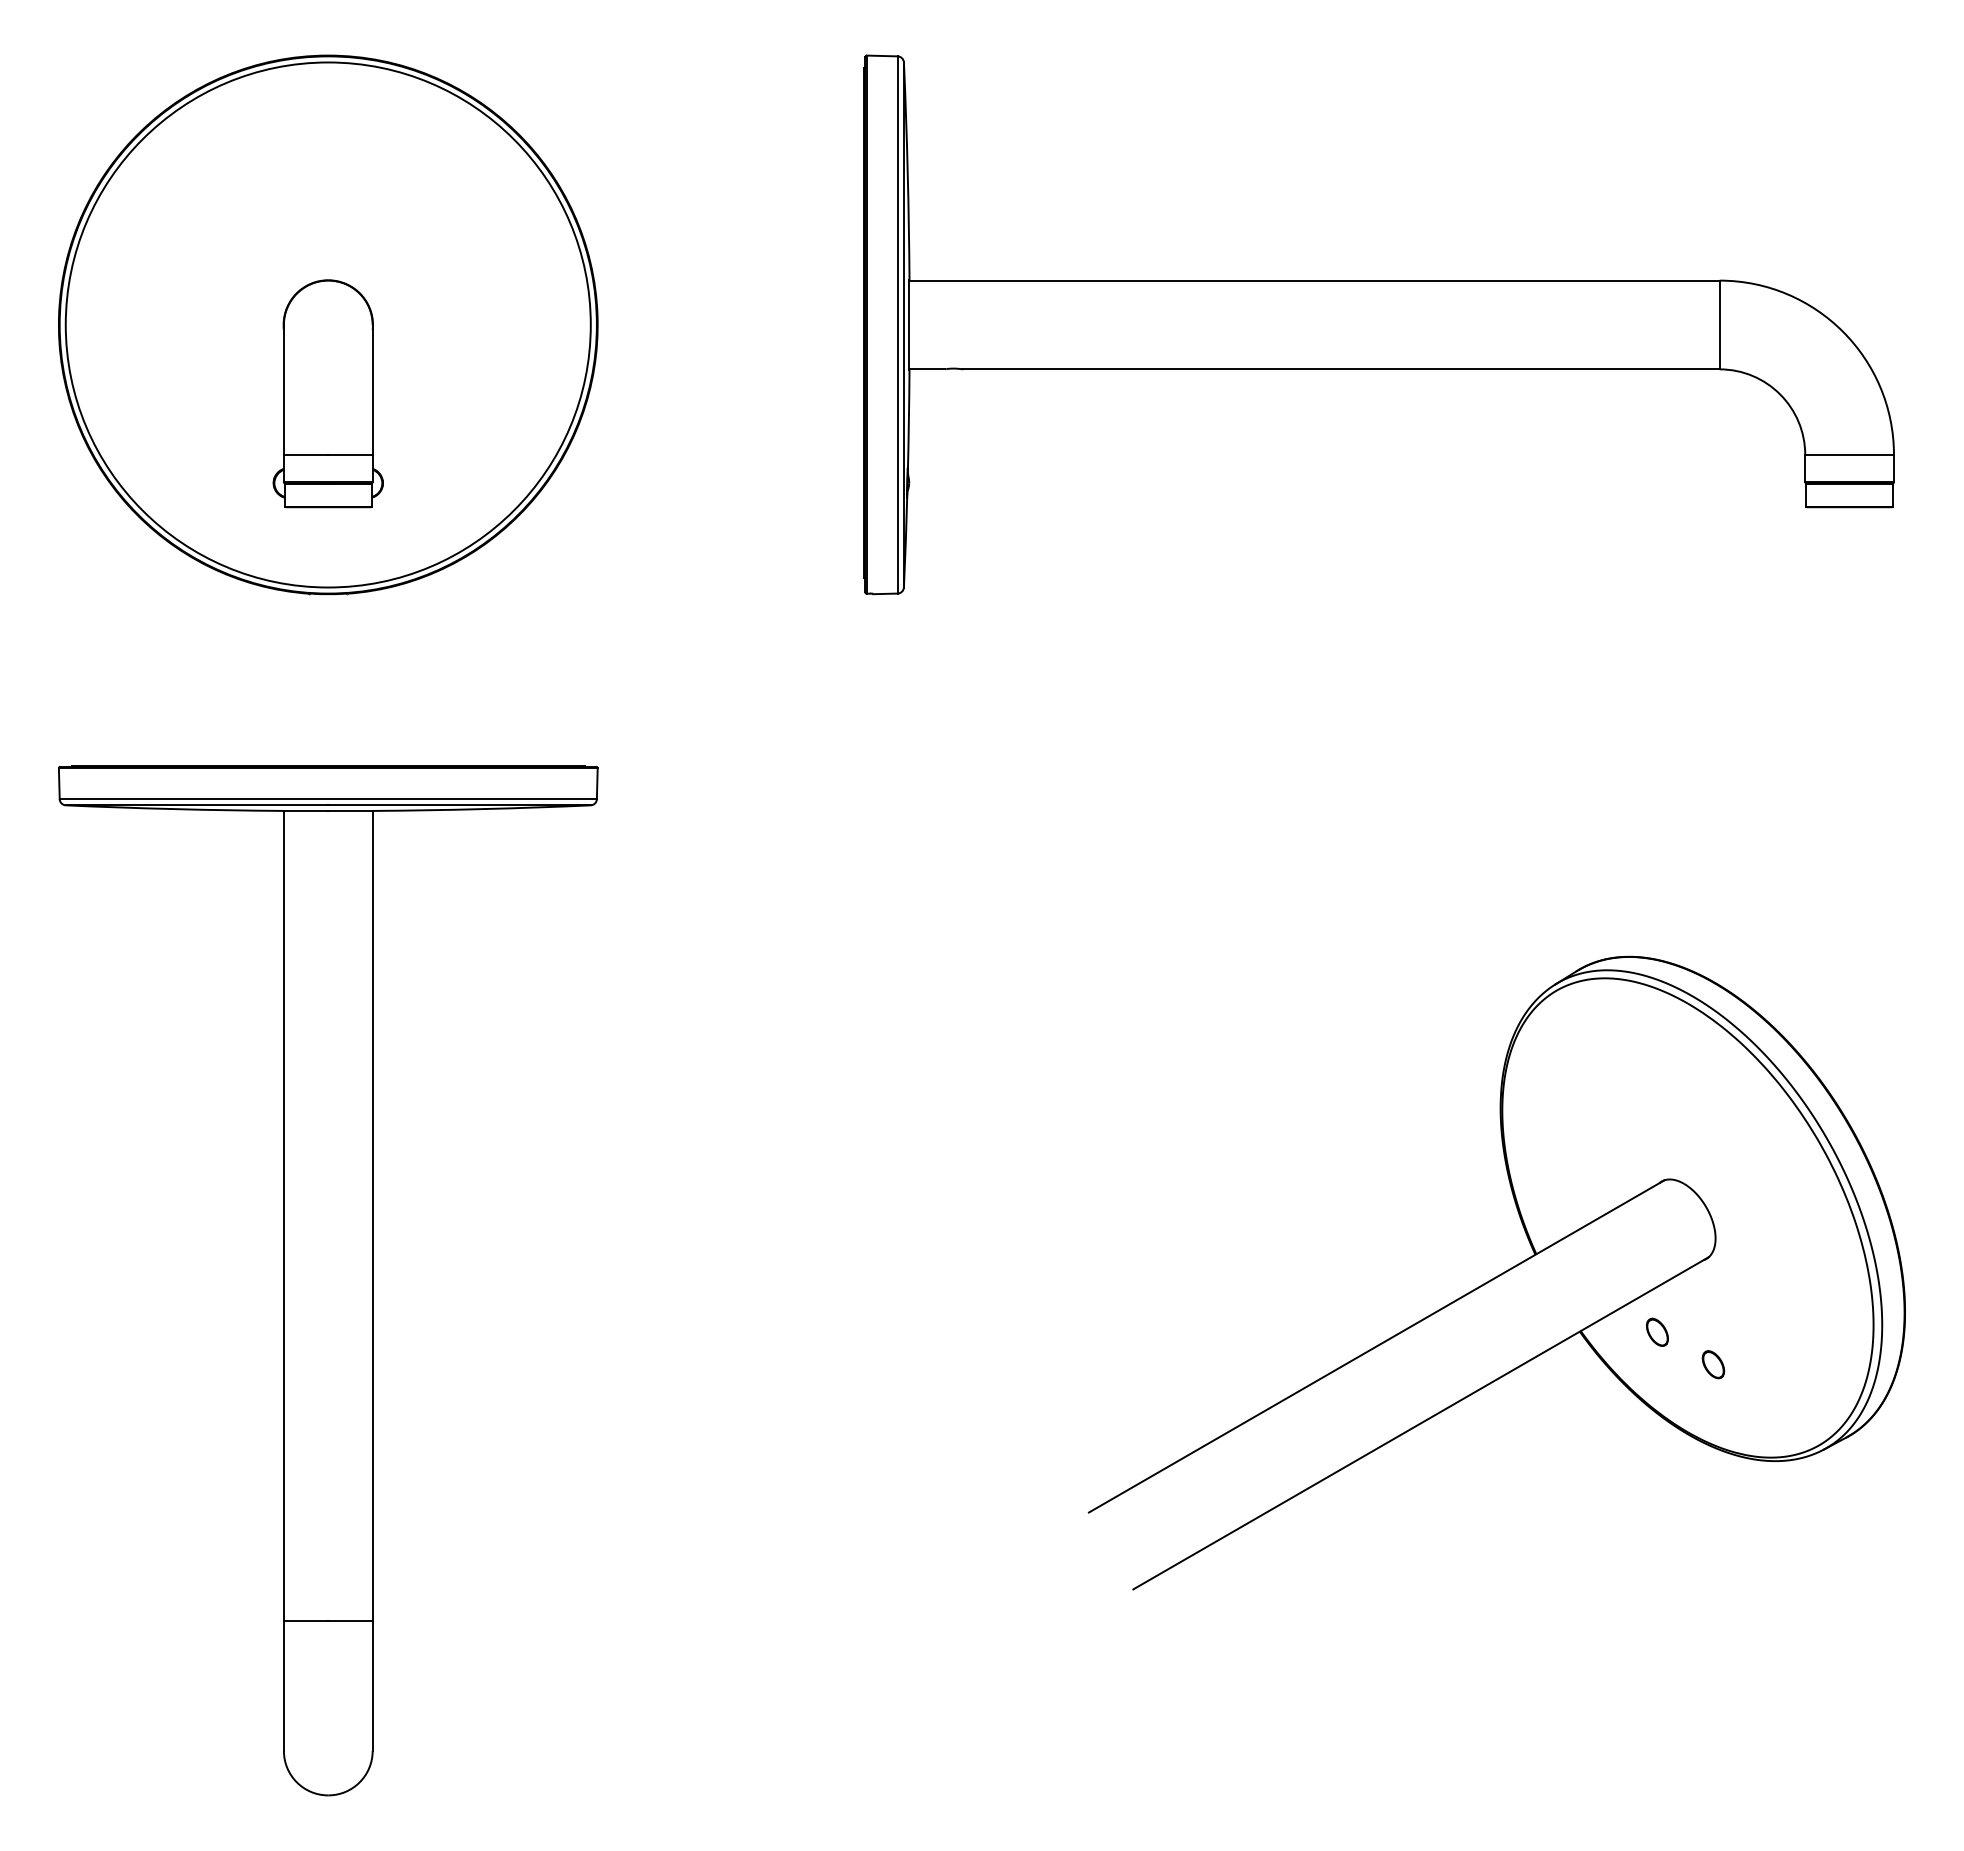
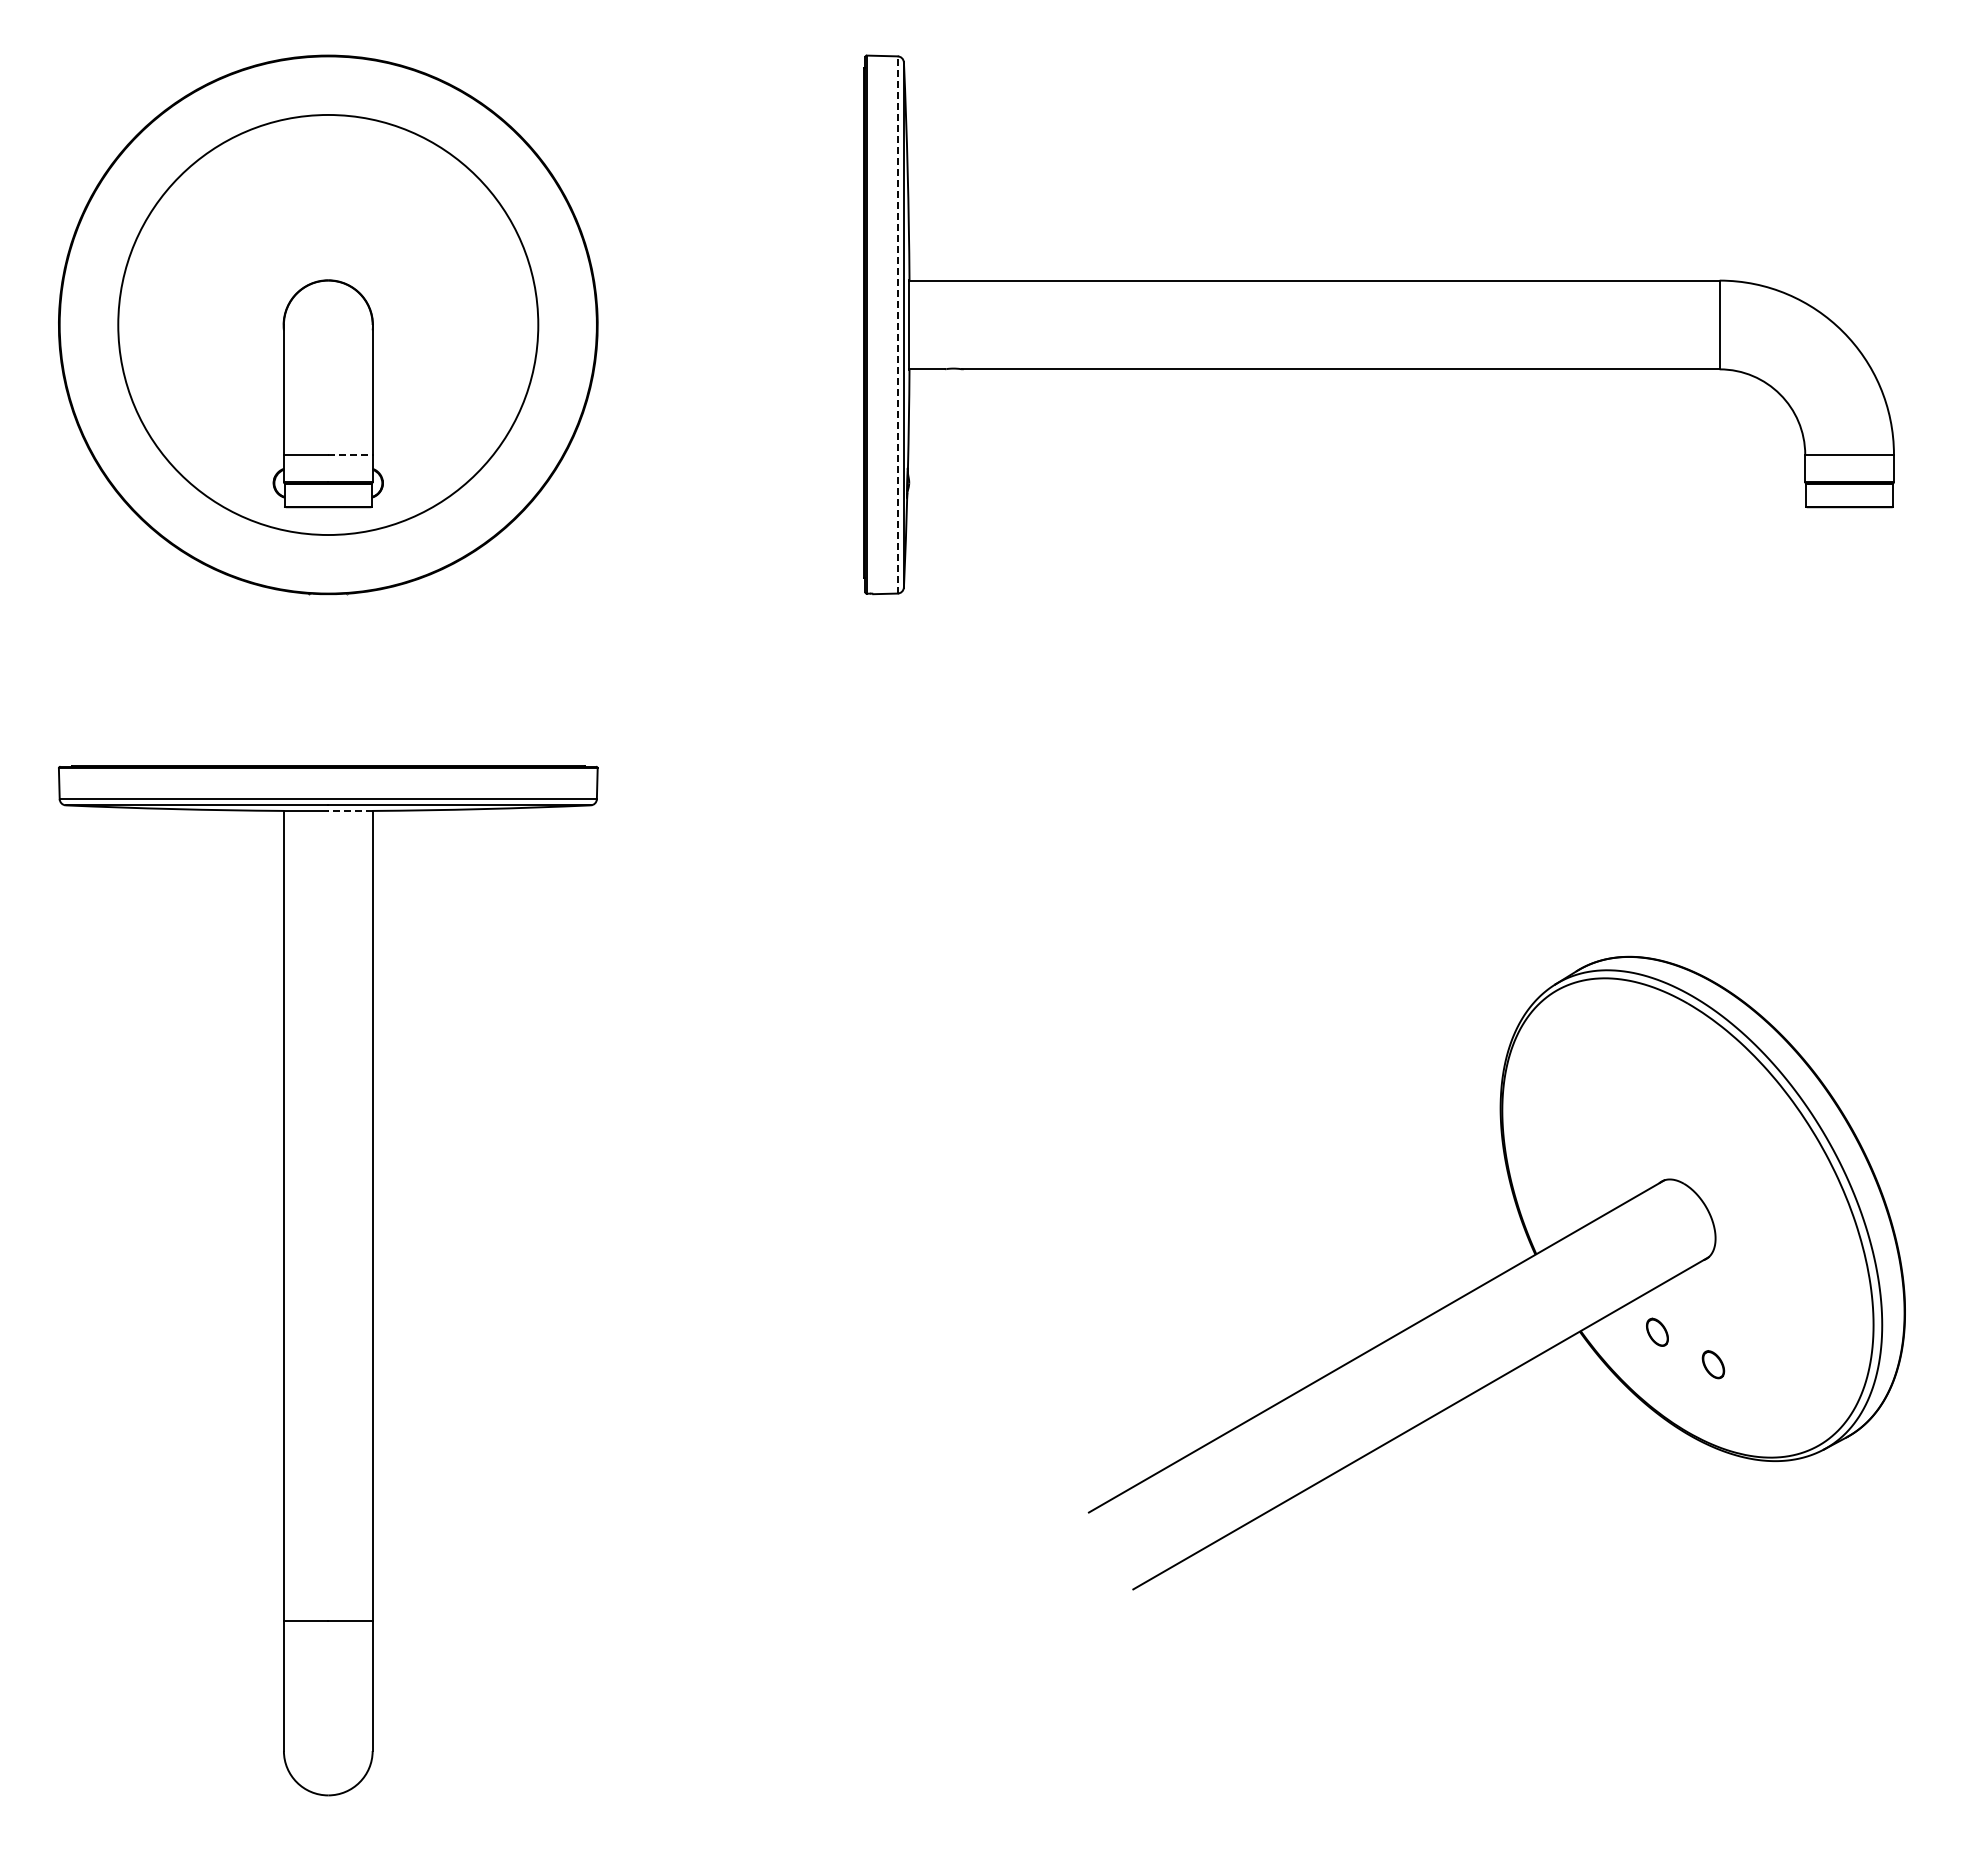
circle diameter: 525 px -> 420 px (328, 324)
line: solid -> dashed (897, 324)
line: solid -> dashed (350, 454)
line: solid -> dashed (350, 810)
